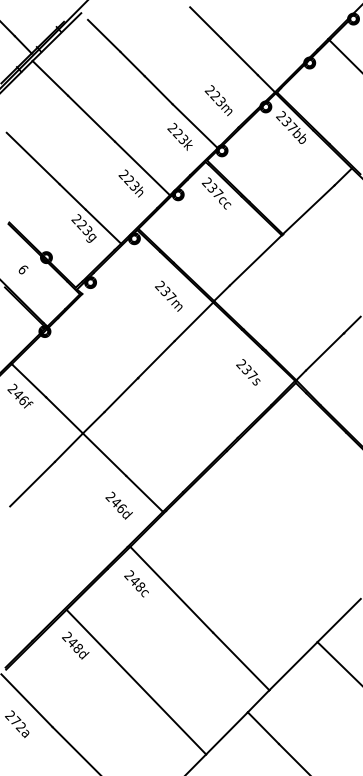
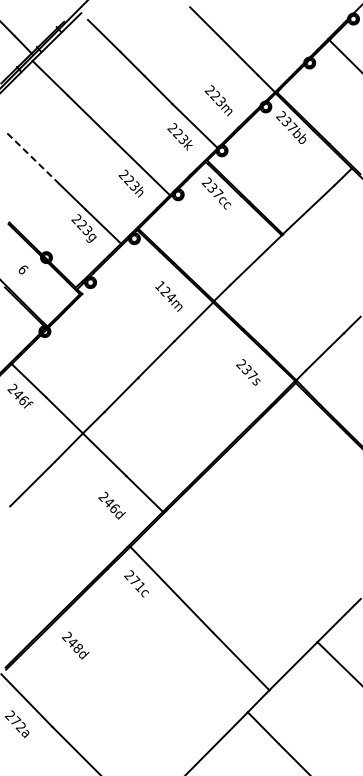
line: solid -> dashed (33, 158)
text: 237m -> 124m (165, 291)
text position: (118, 505) -> (111, 505) (111, 505)
text: 248c -> 271c (137, 583)
line: present -> none (136, 681)
